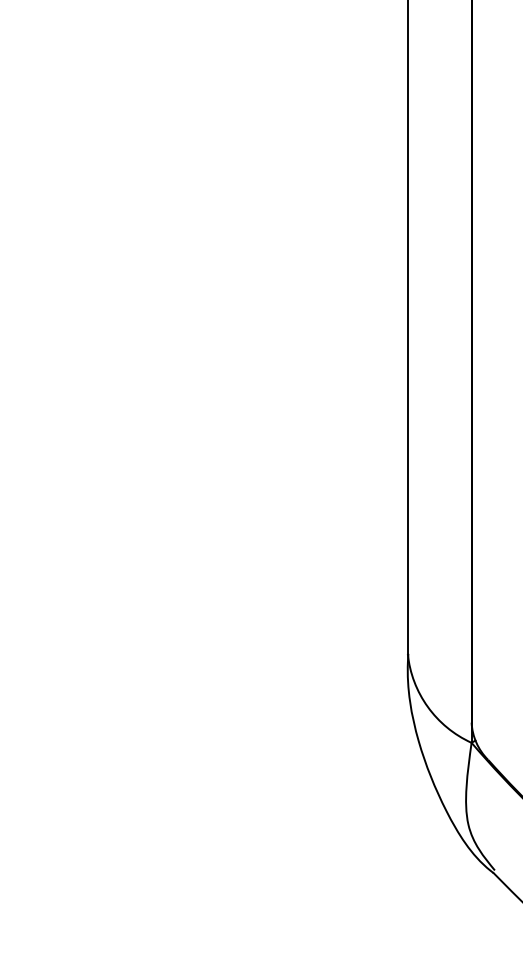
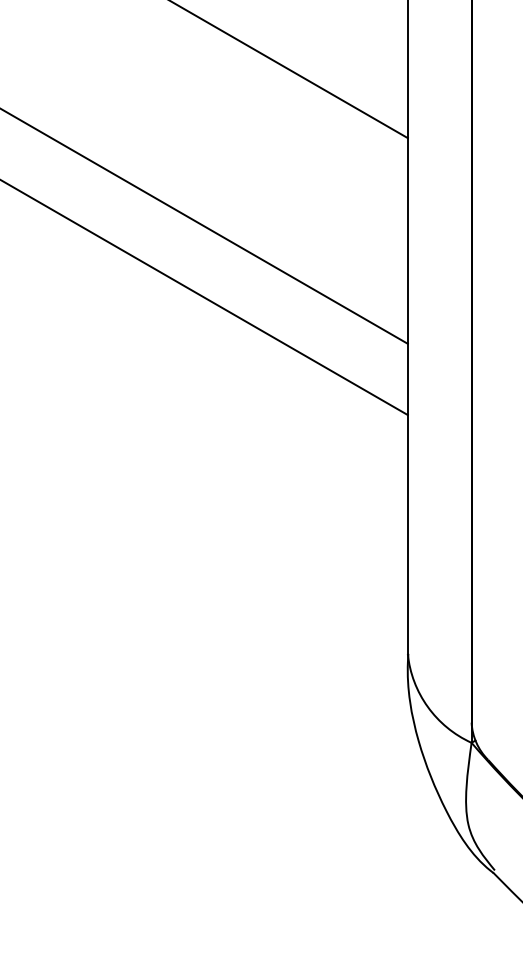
line: none -> present (289, 70)
line: none -> present (204, 226)
line: none -> present (204, 298)
